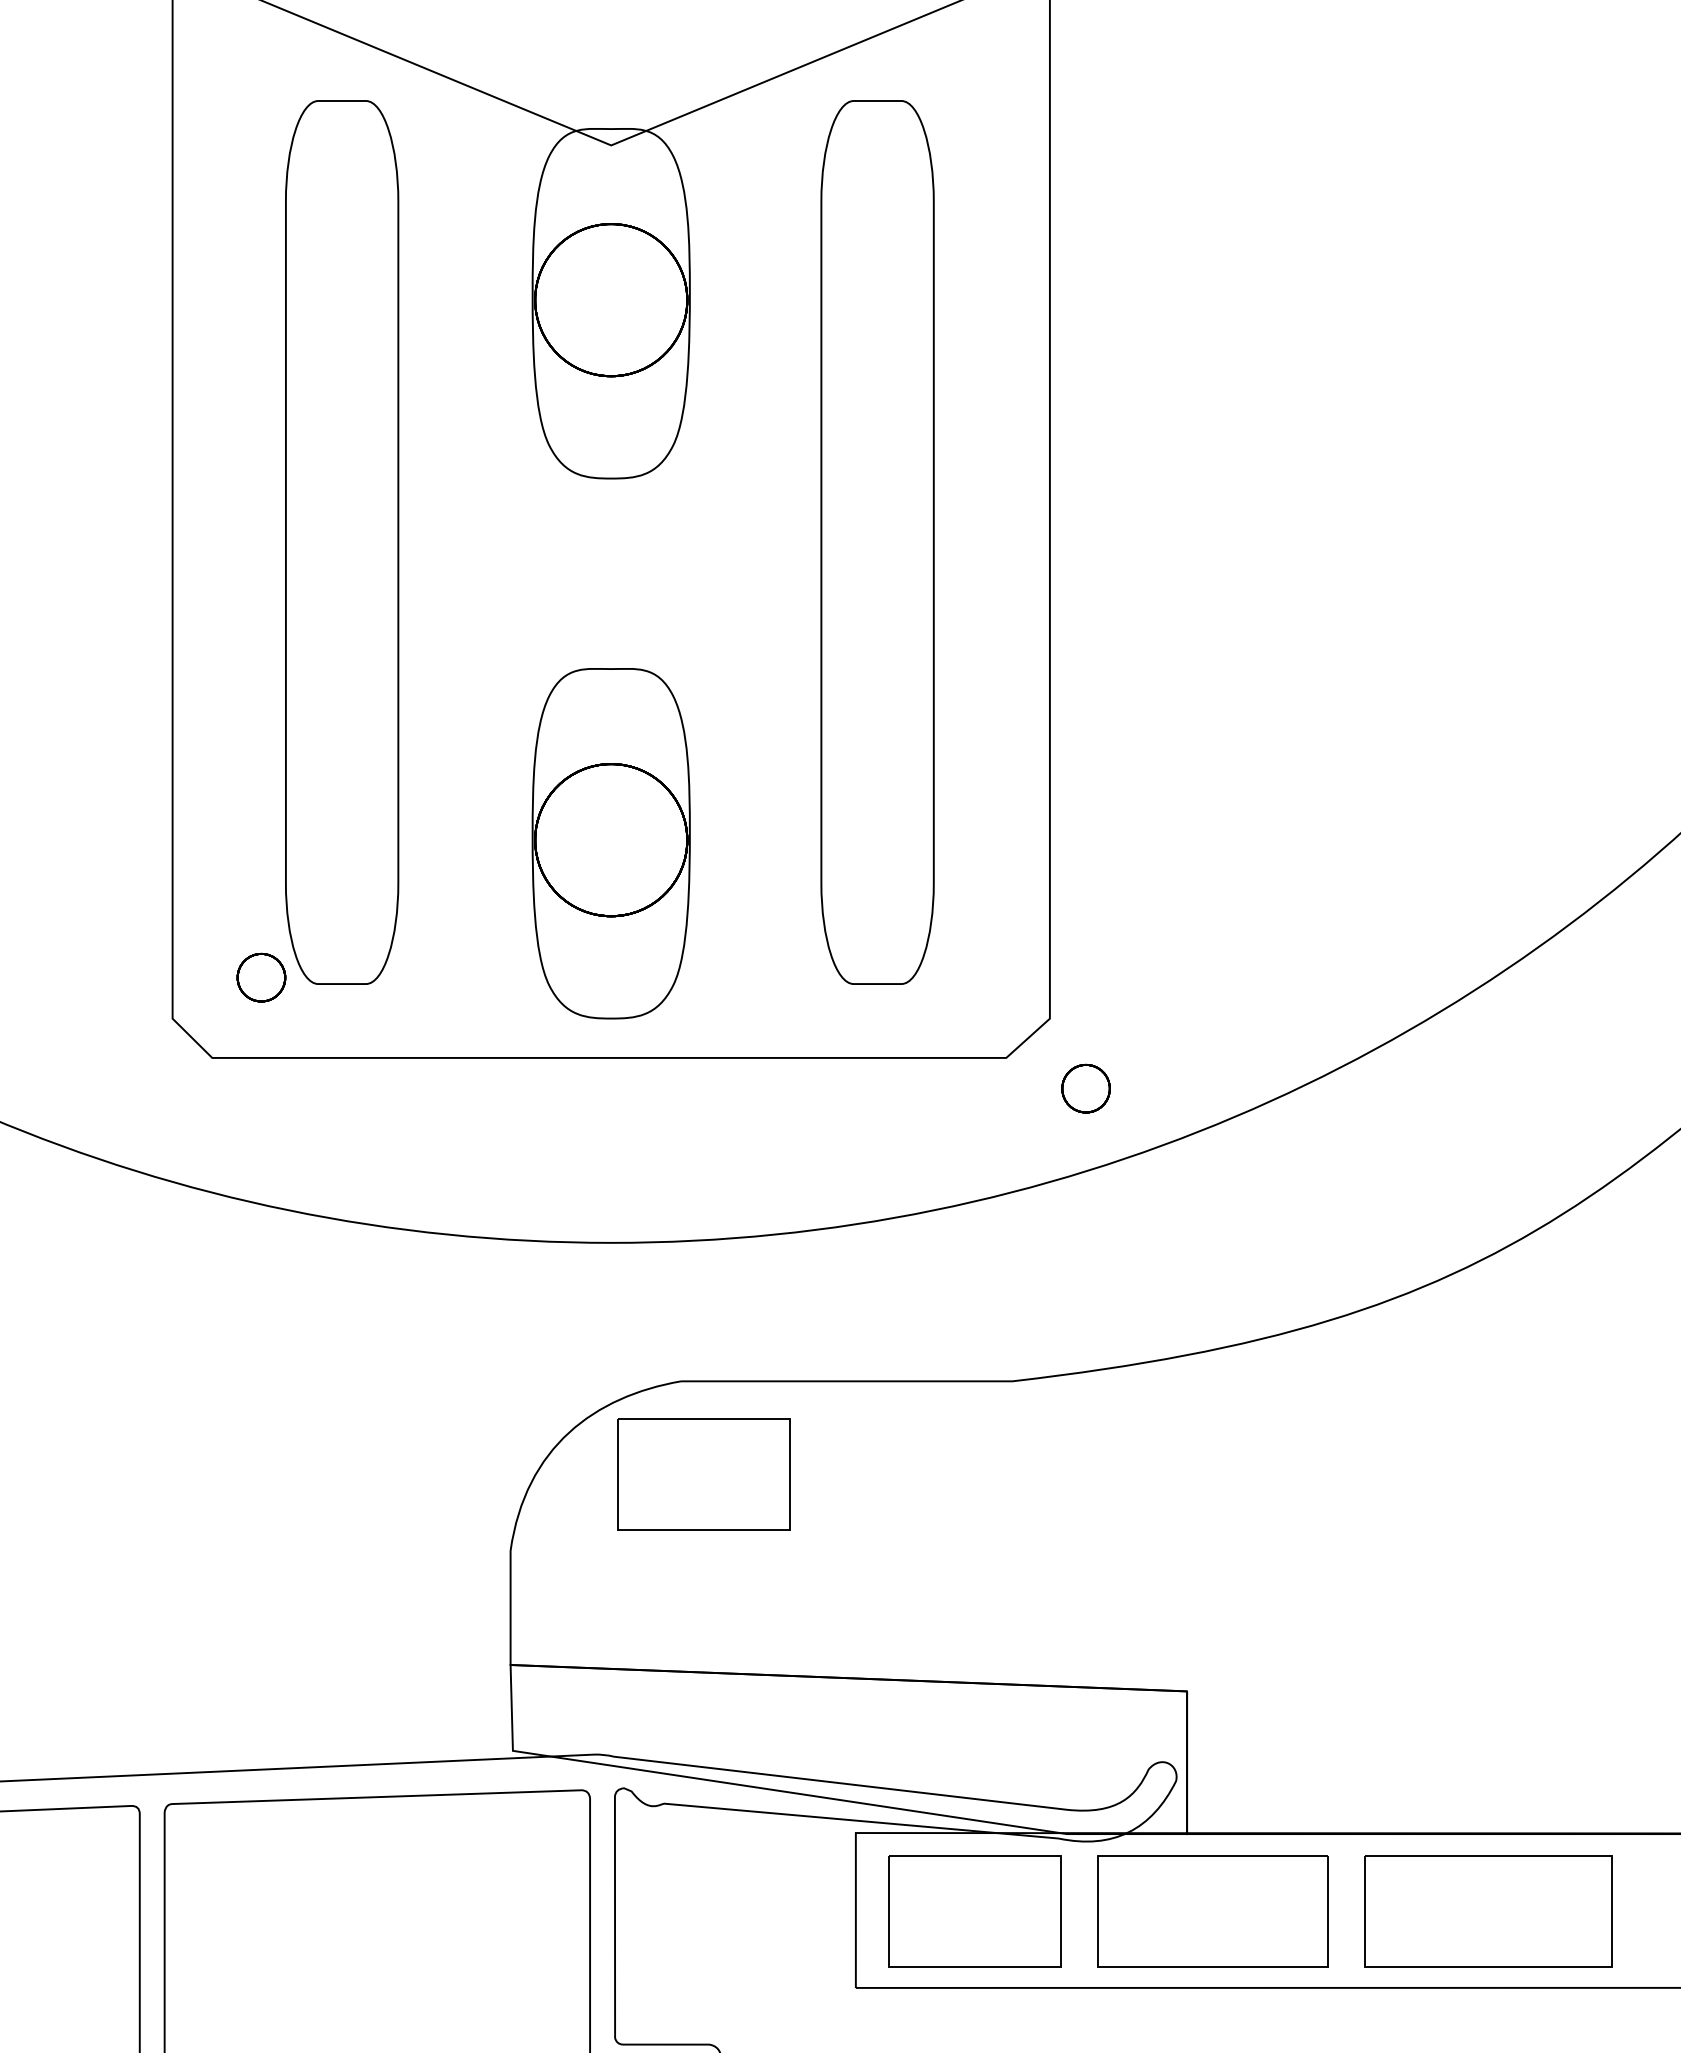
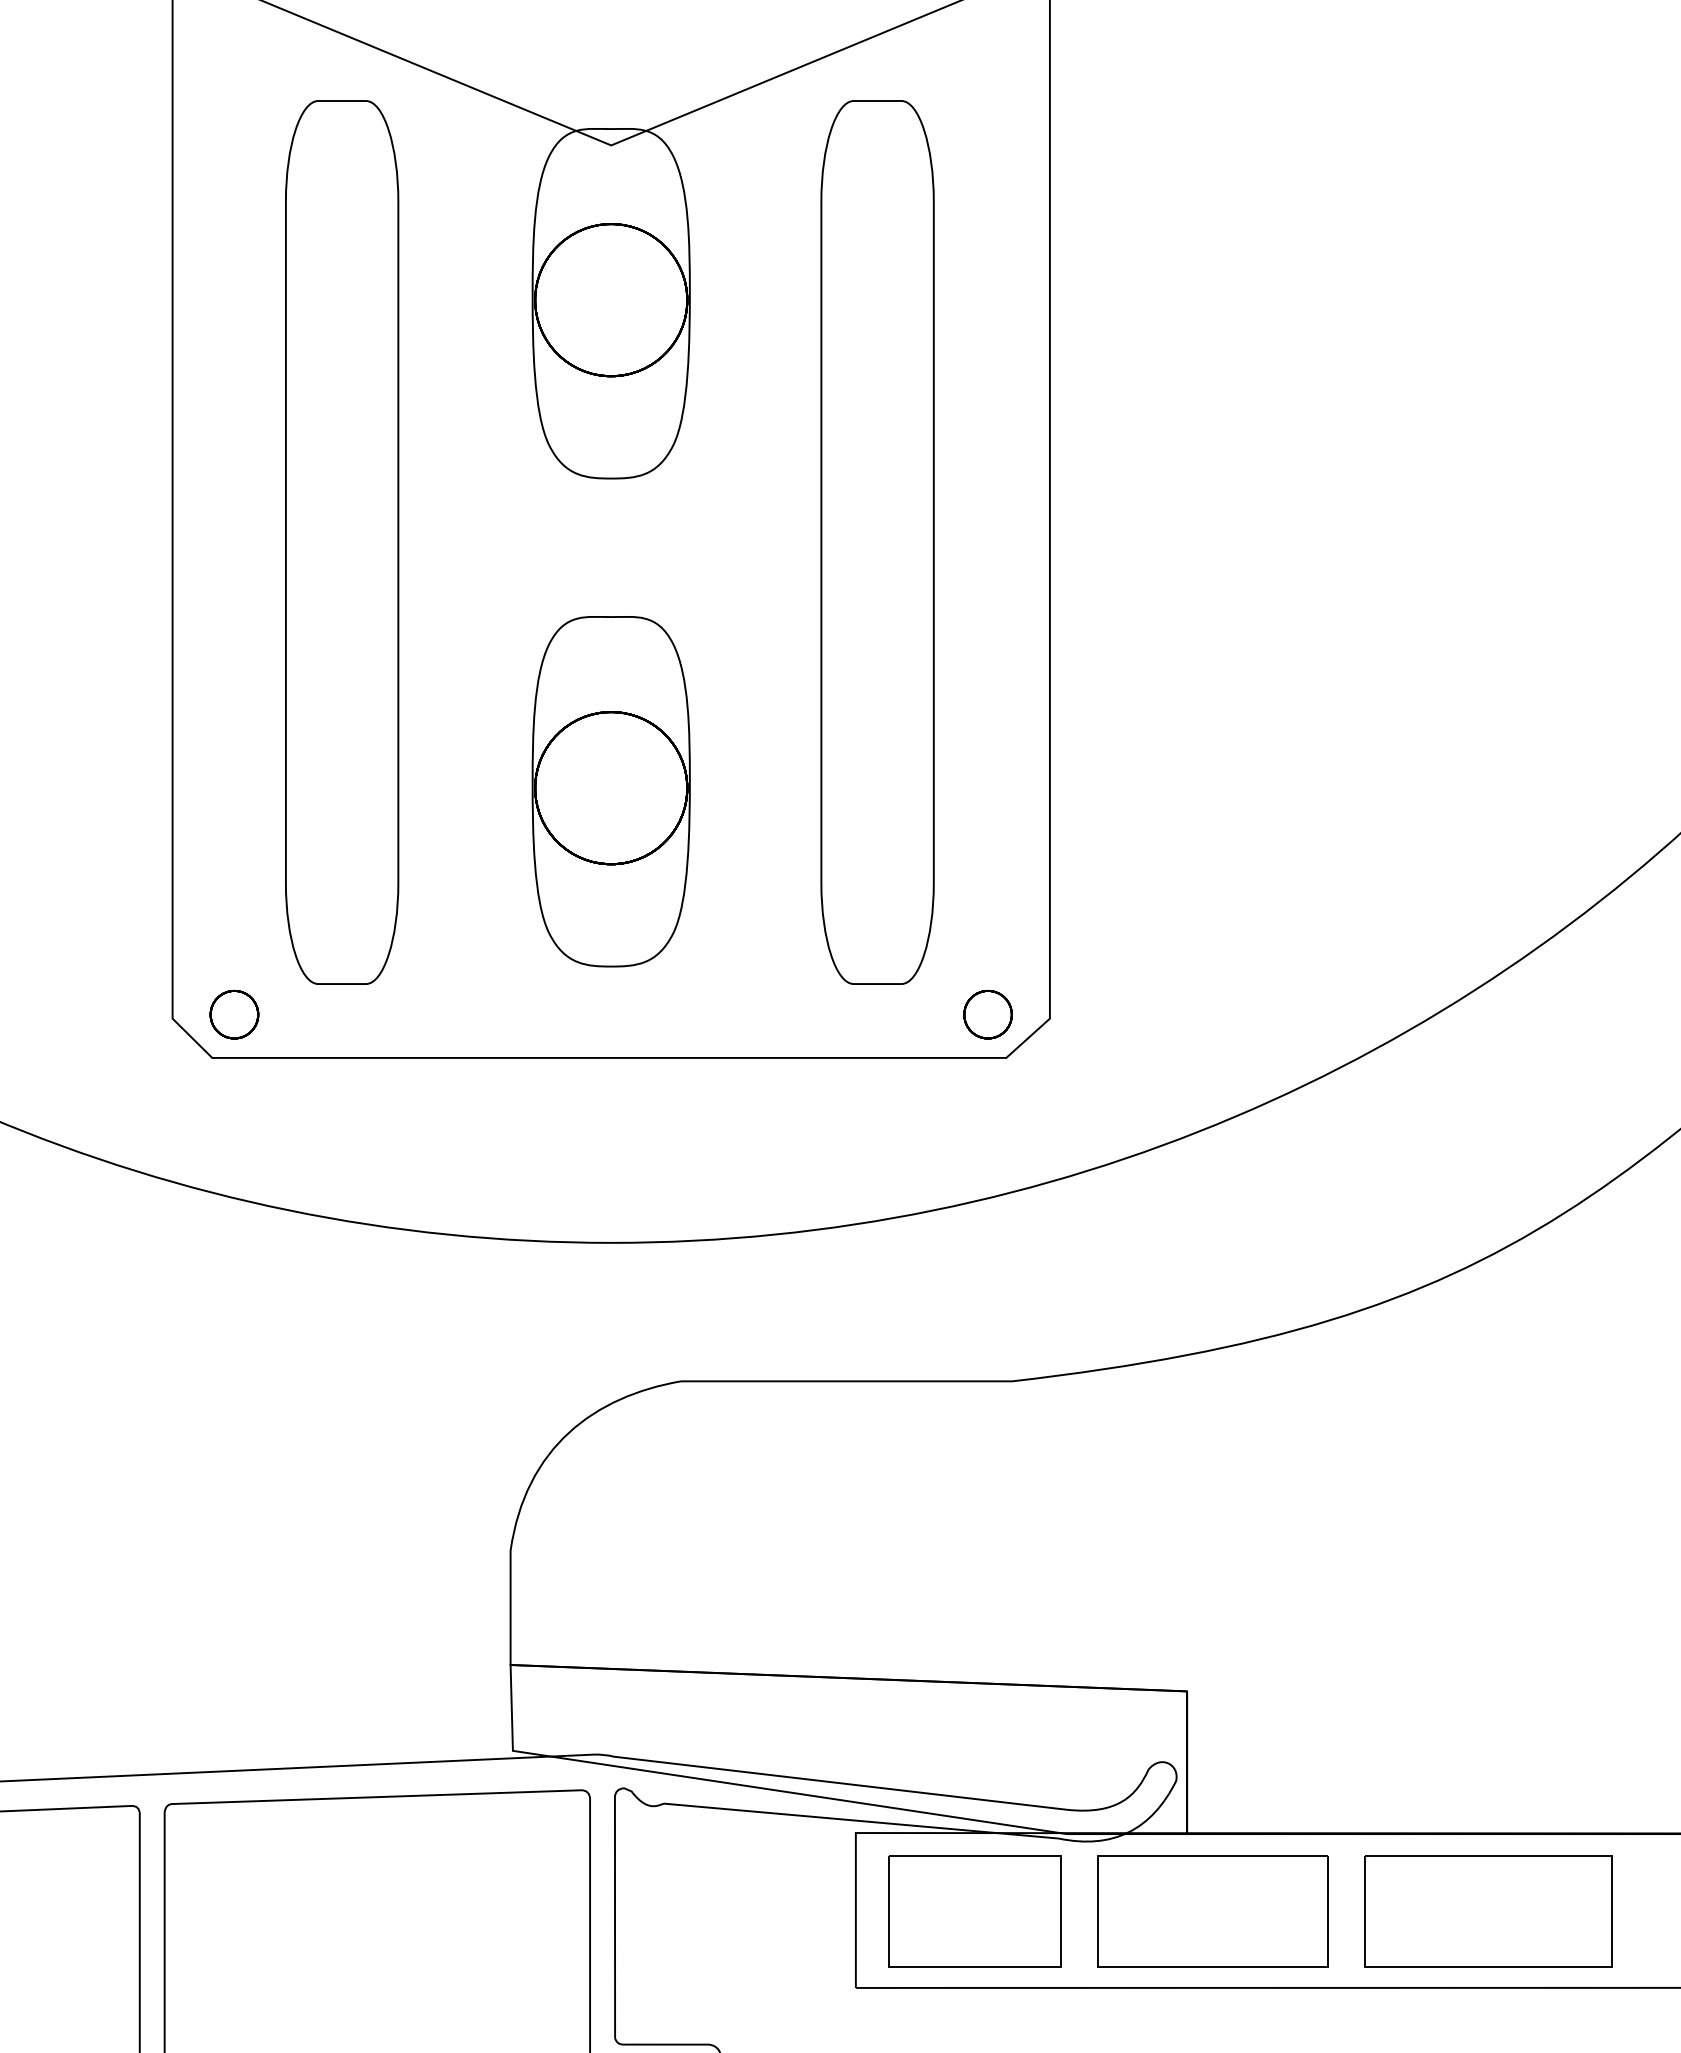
part position: (610, 843) -> (610, 791) (610, 791)
part position: (261, 977) -> (234, 1014) (234, 1014)
part position: (1085, 1088) -> (987, 1014) (987, 1014)
part: present -> none (703, 1474)
